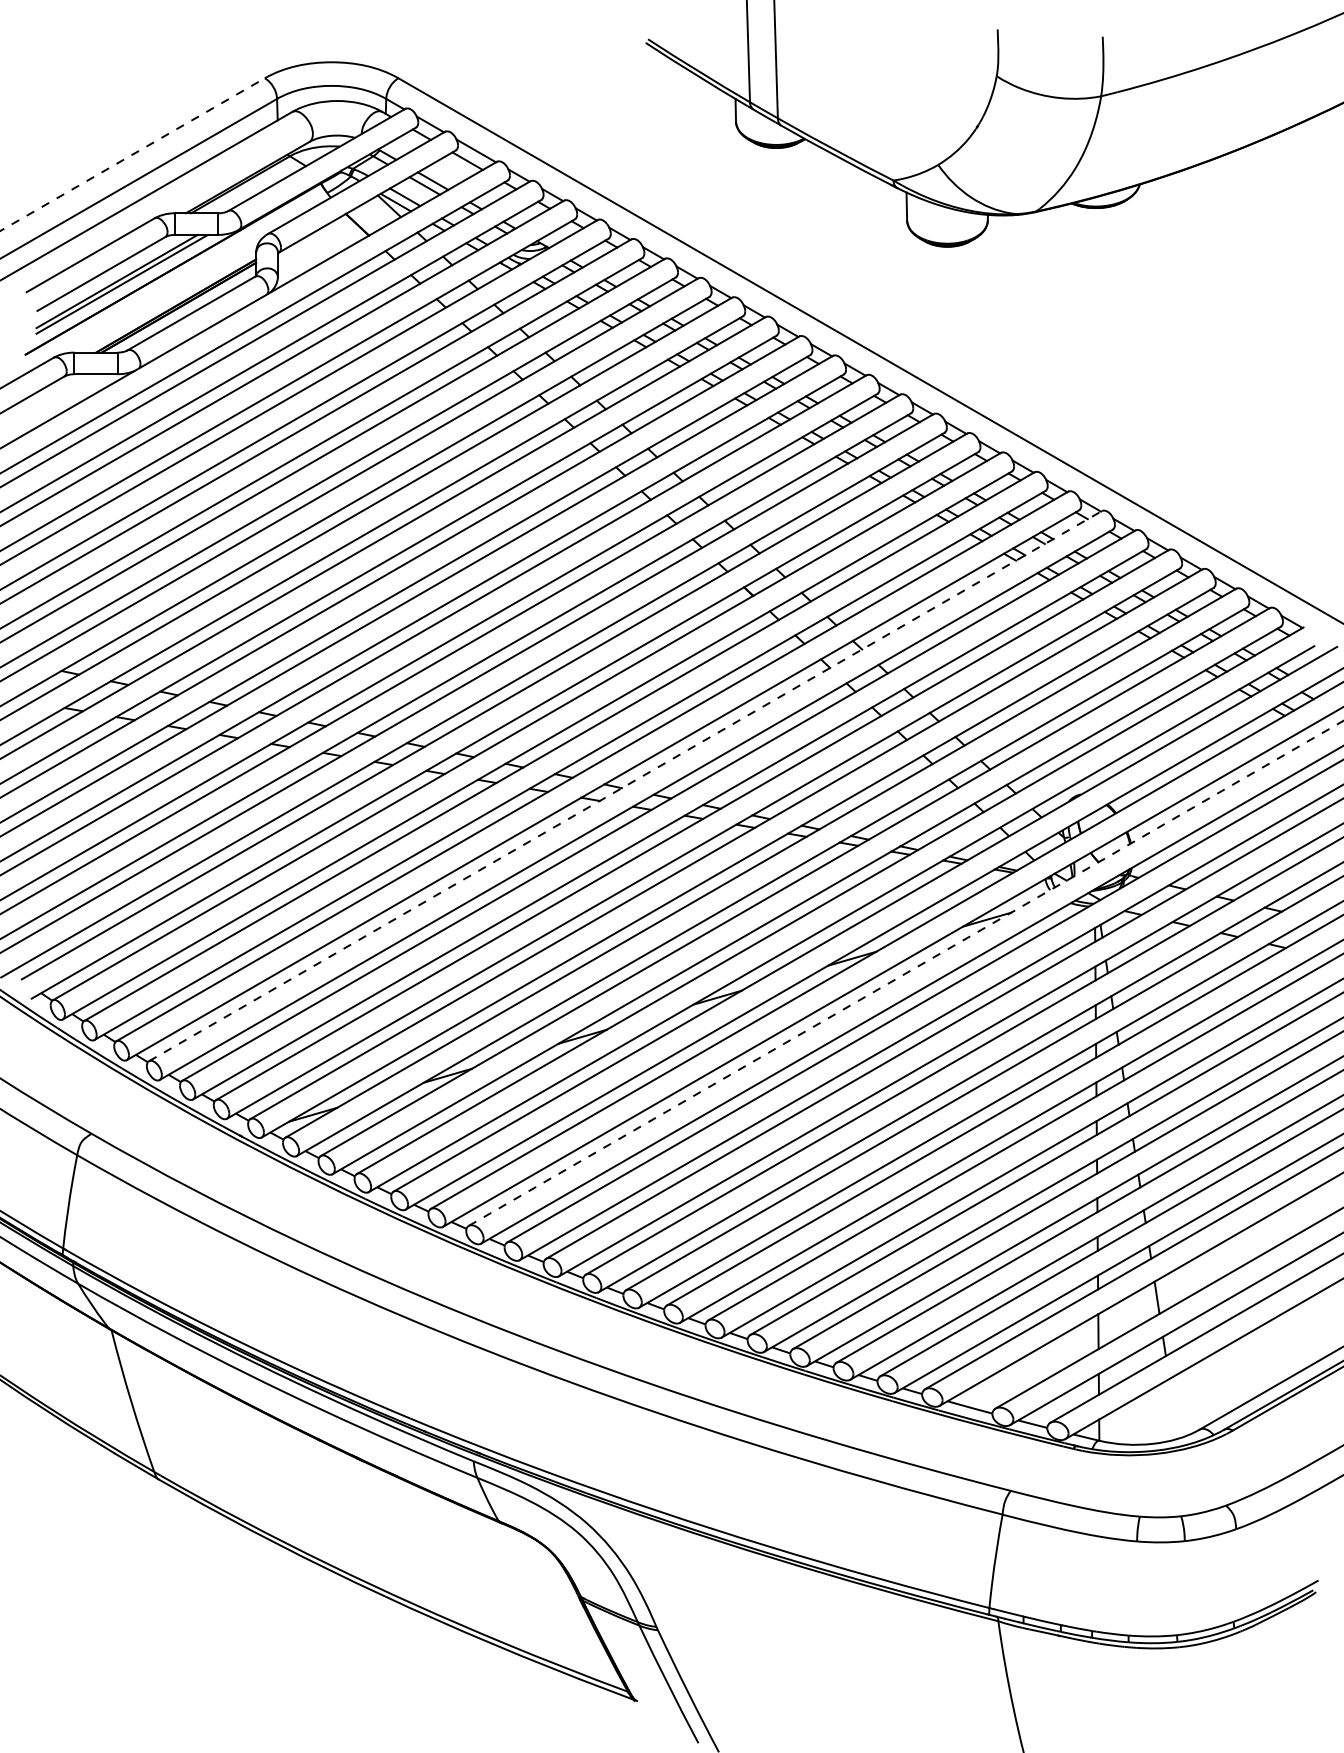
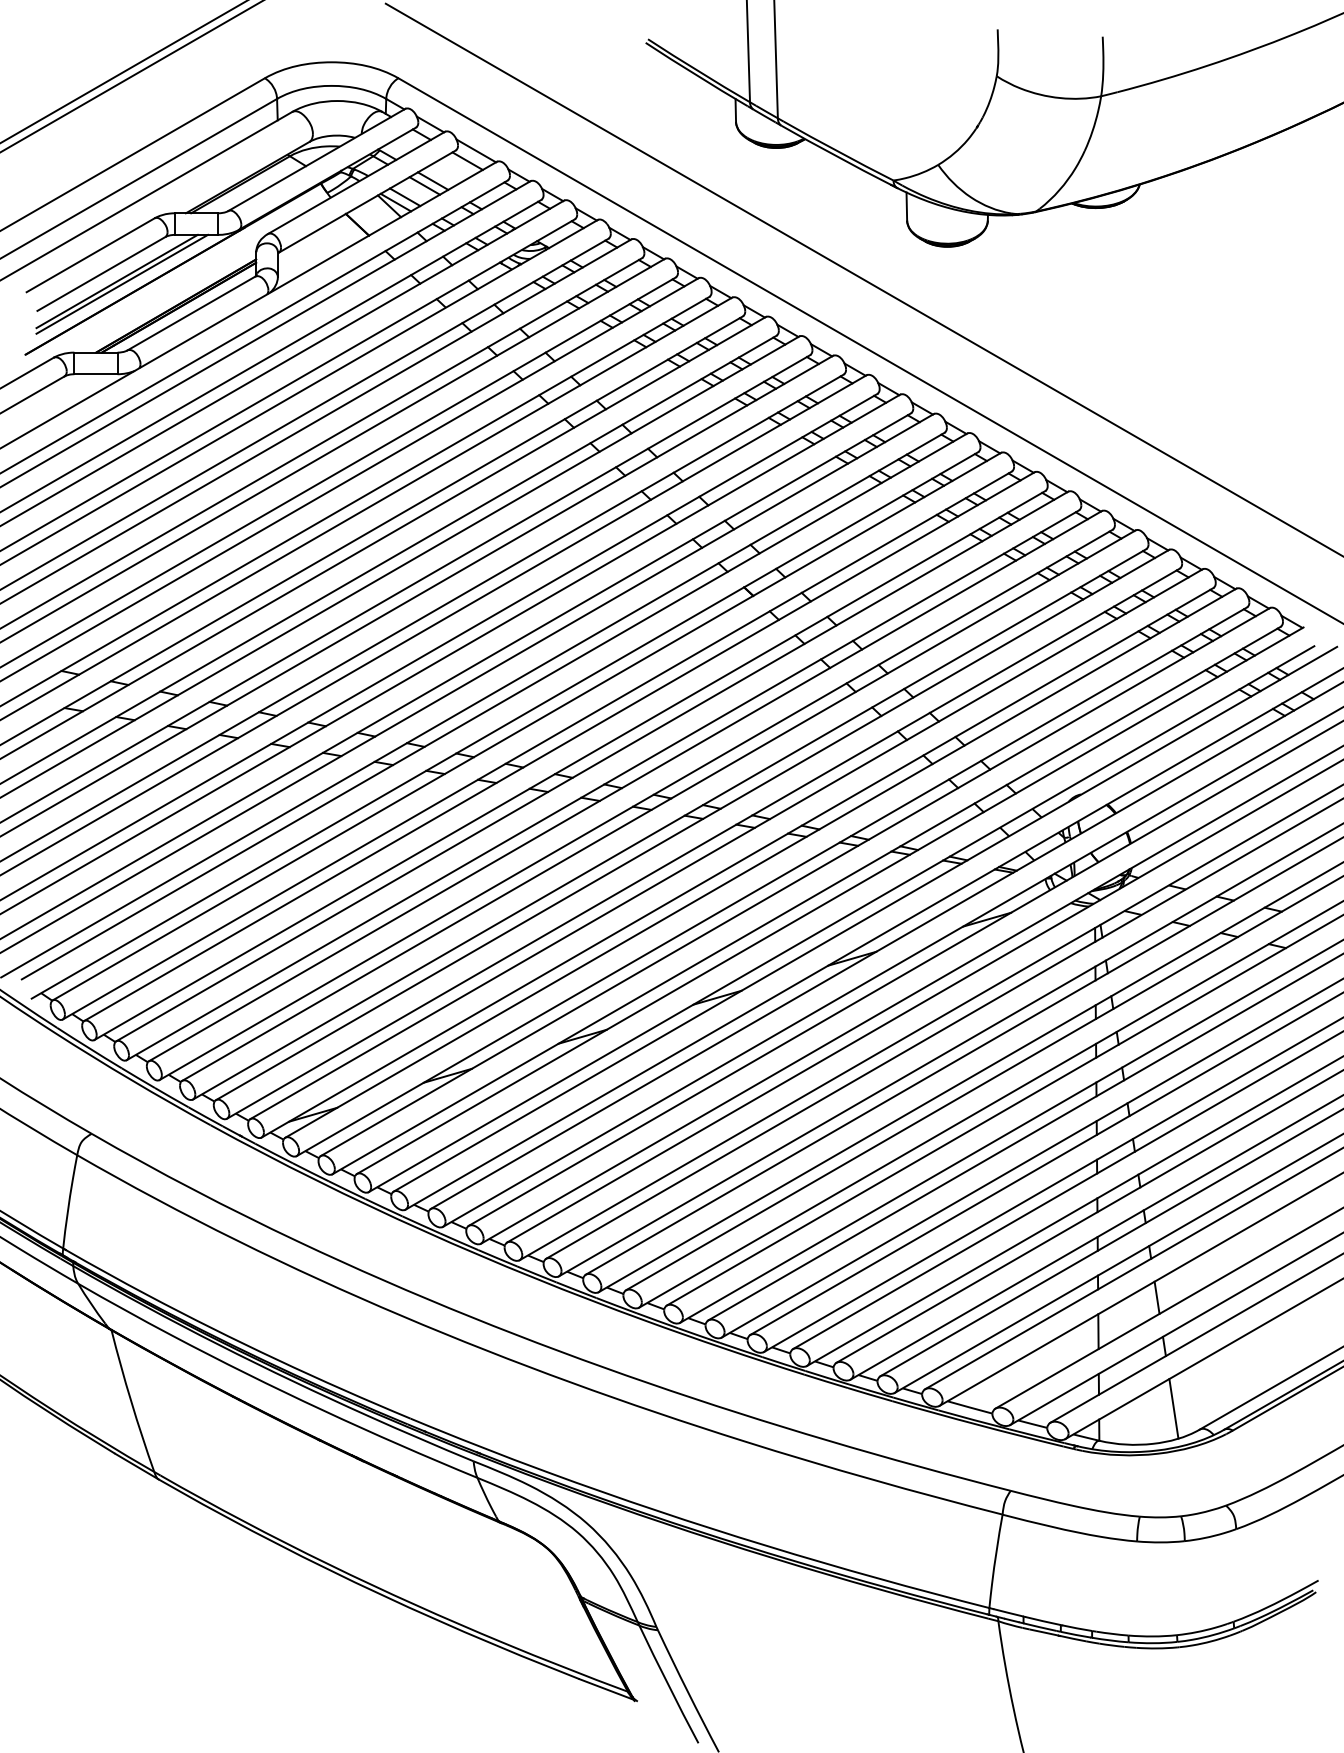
line: none -> present (123, 72)
line: none -> present (131, 76)
line: dashed -> solid (132, 154)
line: none -> present (862, 278)
line: dashed -> solid (625, 785)
line: dashed -> solid (906, 973)
line: none -> present (1173, 1408)
